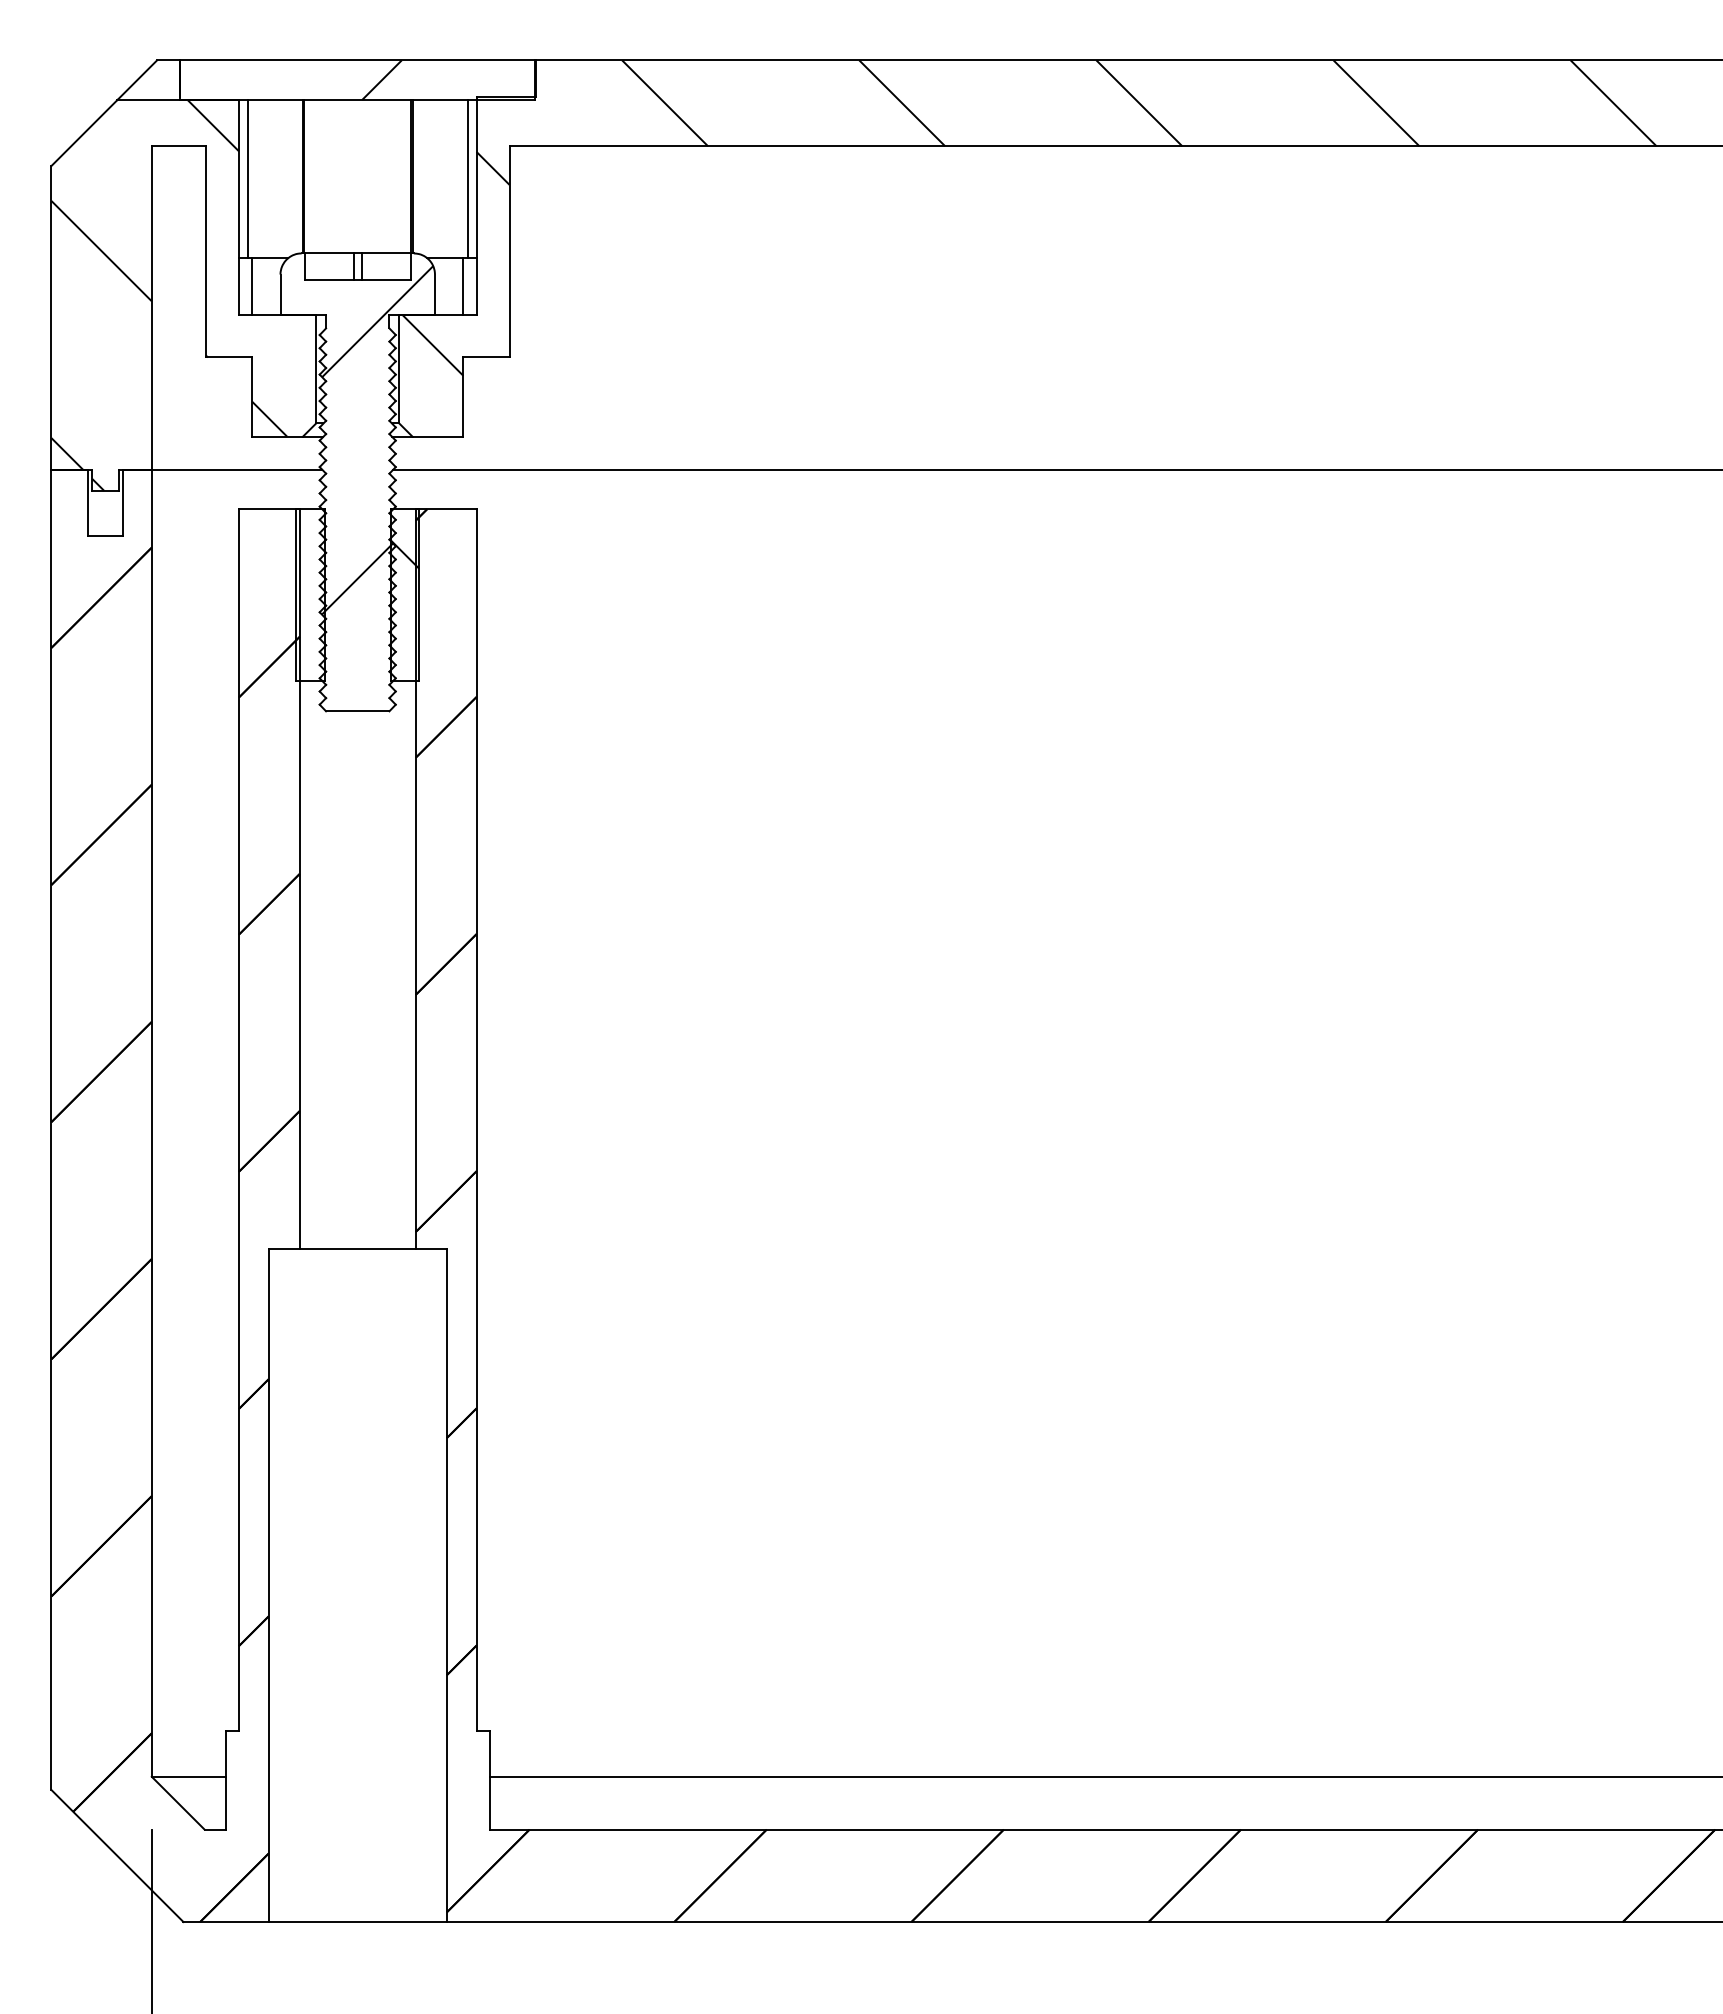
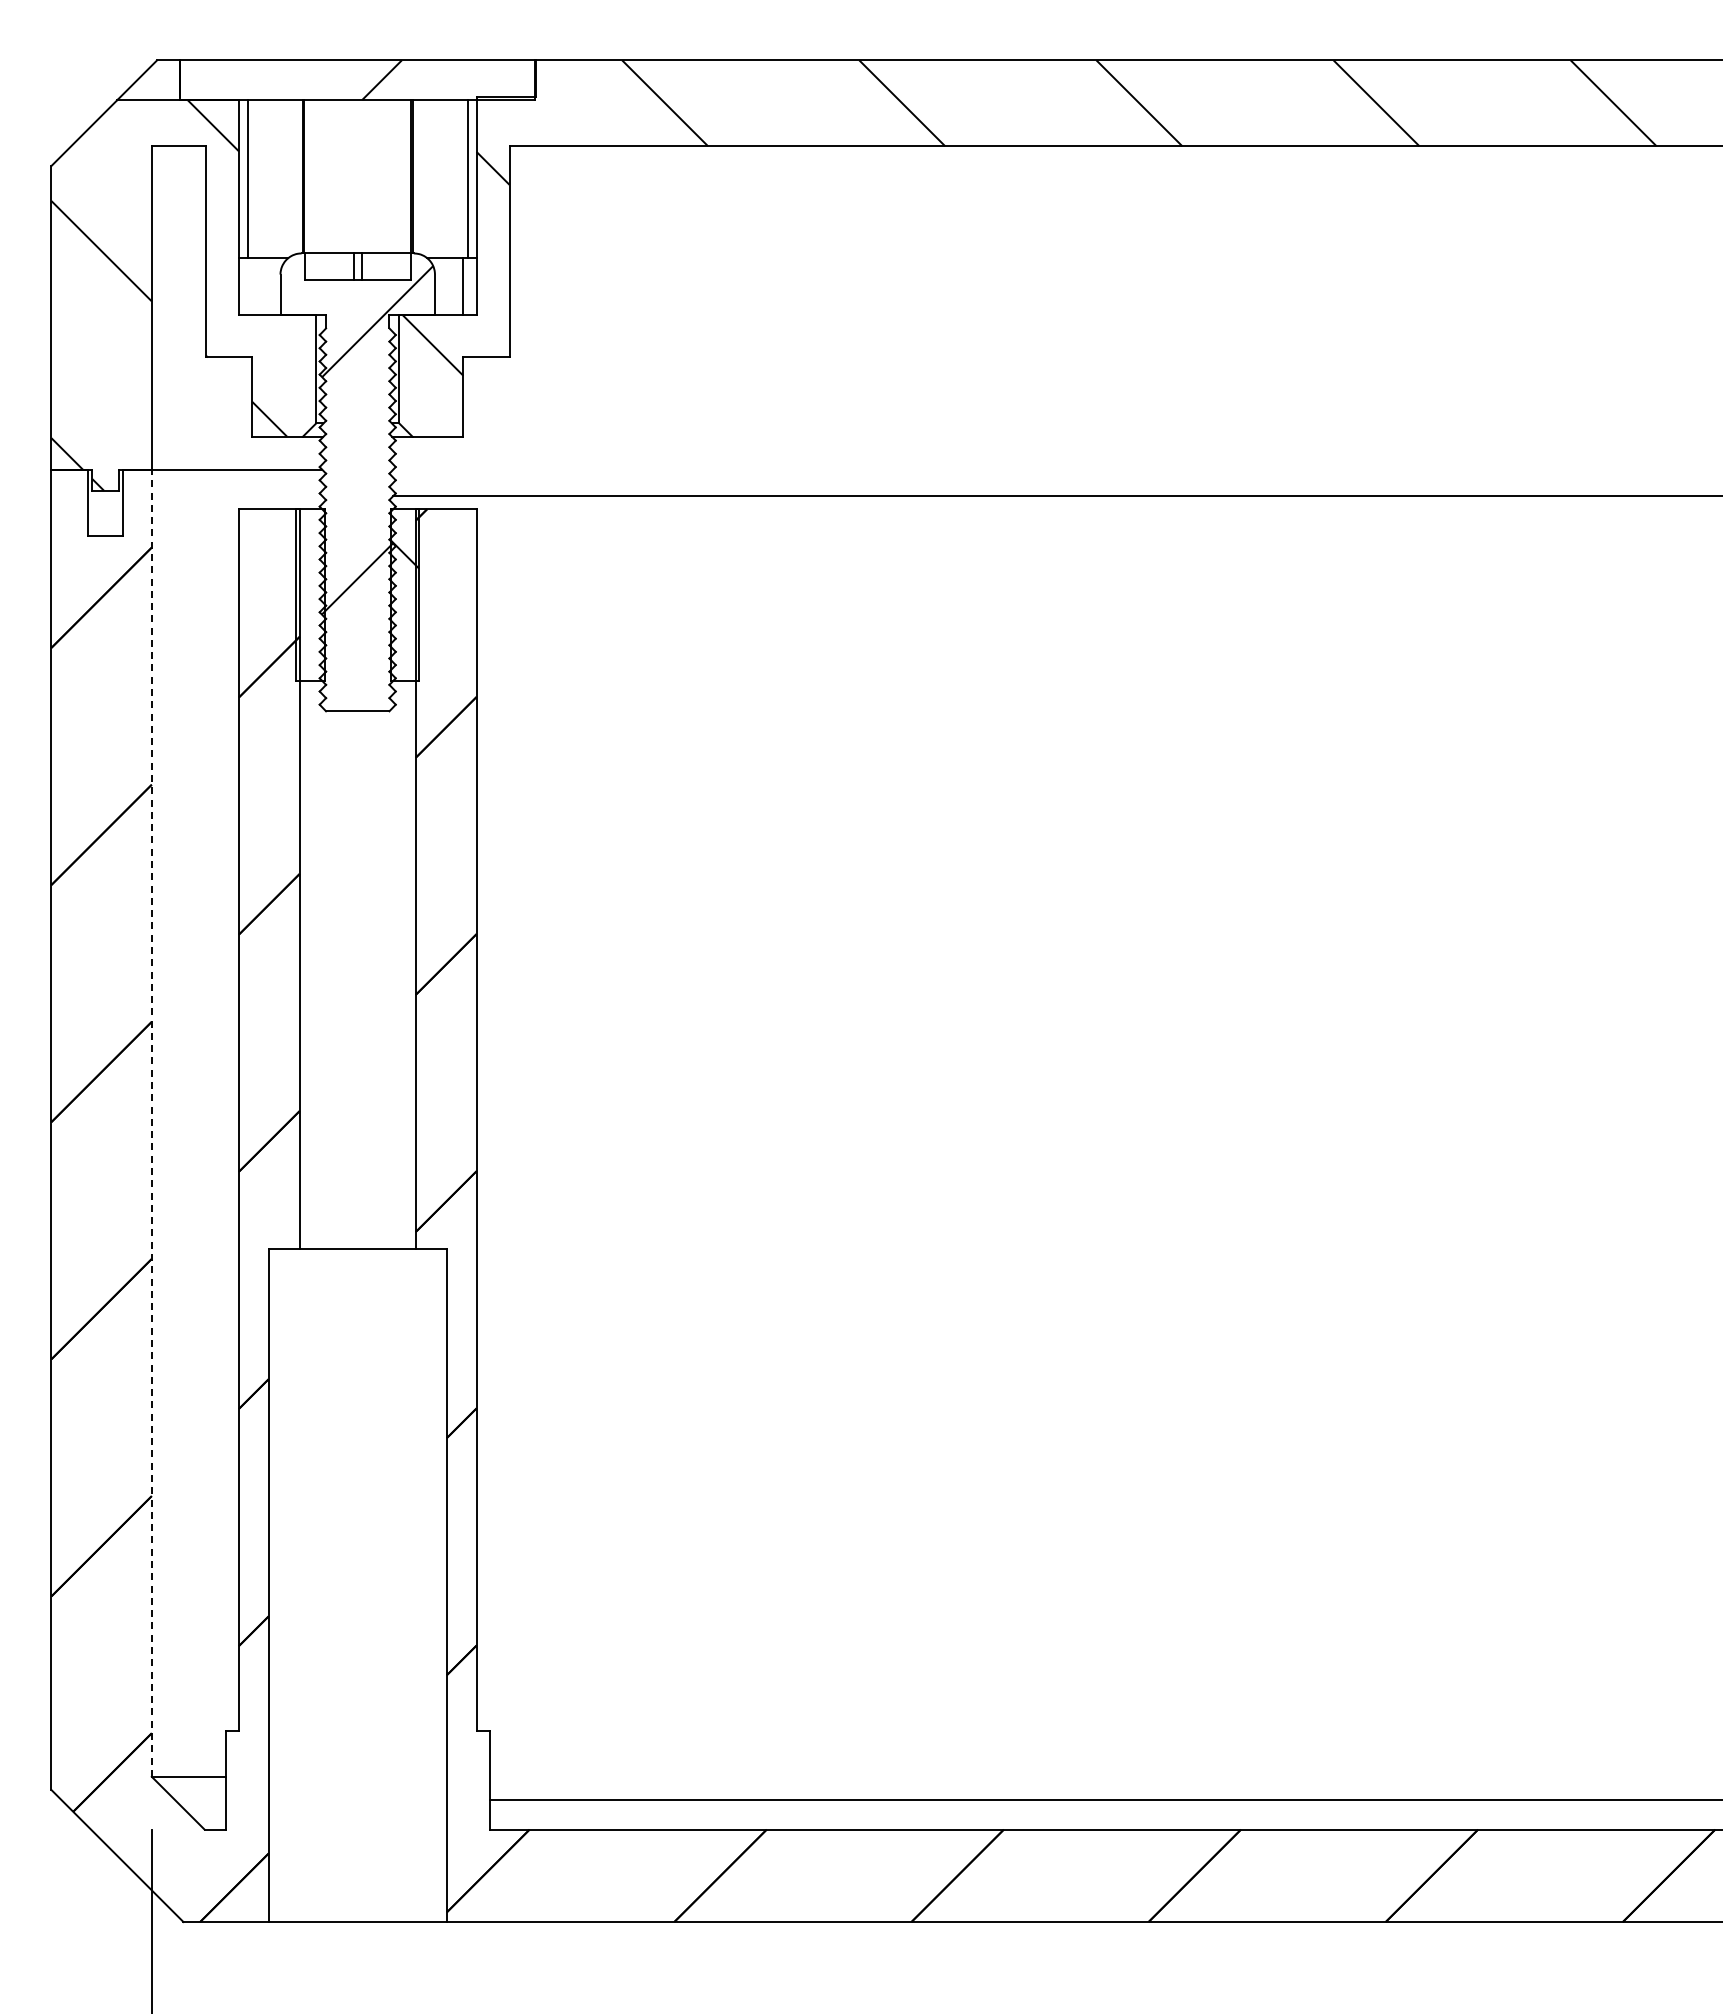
line: present -> none (252, 286)
line position: (1056, 469) -> (1056, 495) (1056, 495)
line: solid -> dashed (151, 1123)
line position: (1104, 1776) -> (1104, 1799) (1104, 1799)
